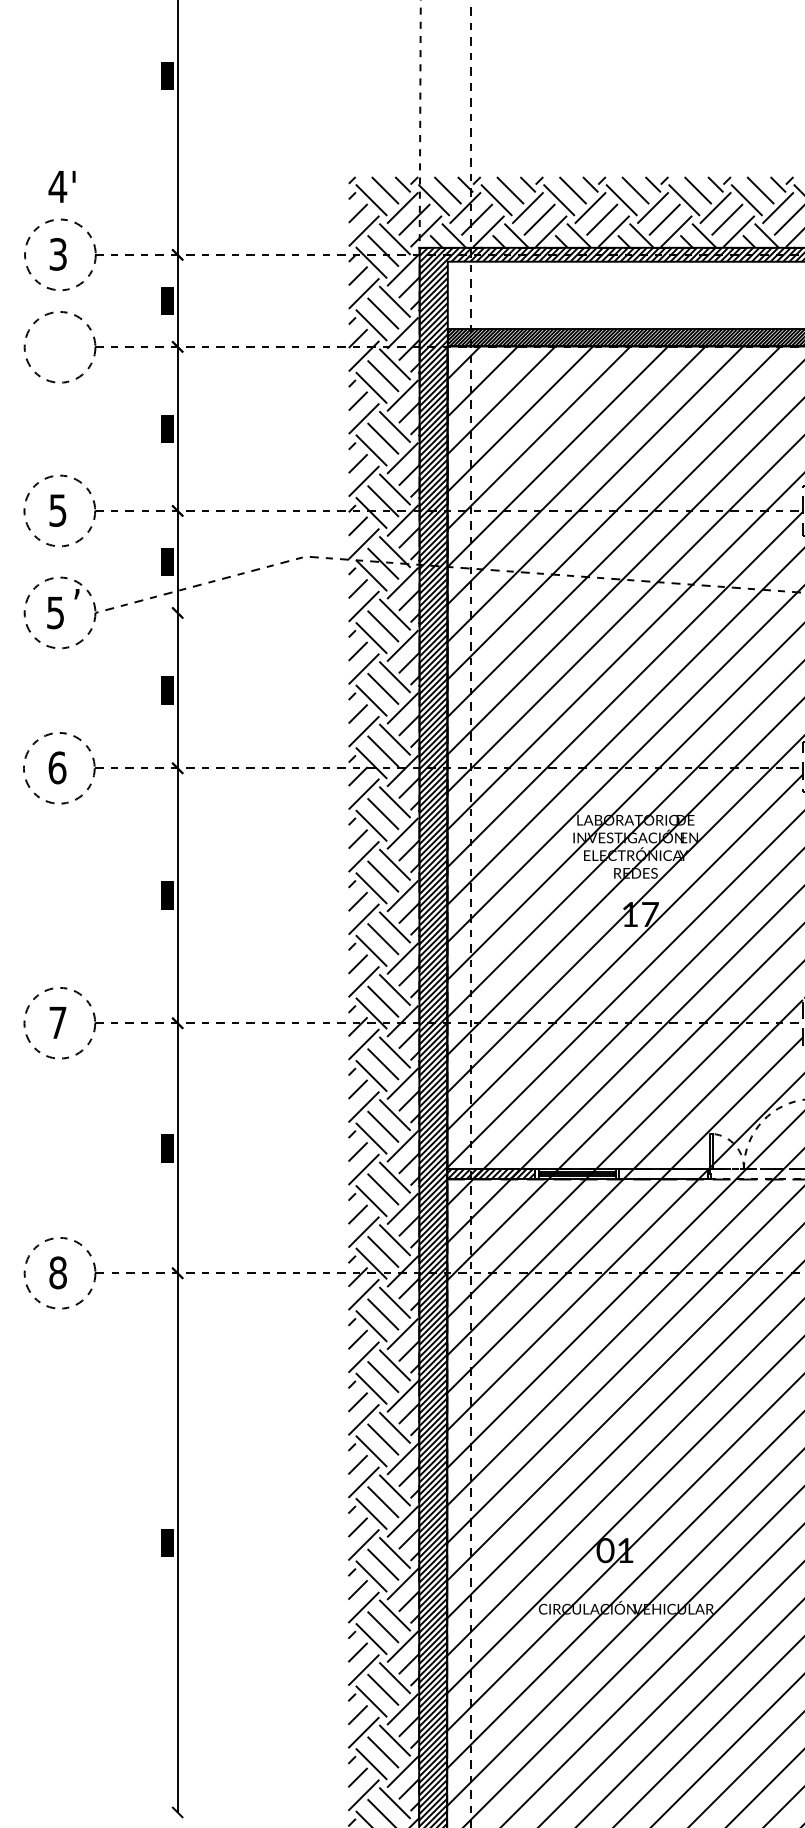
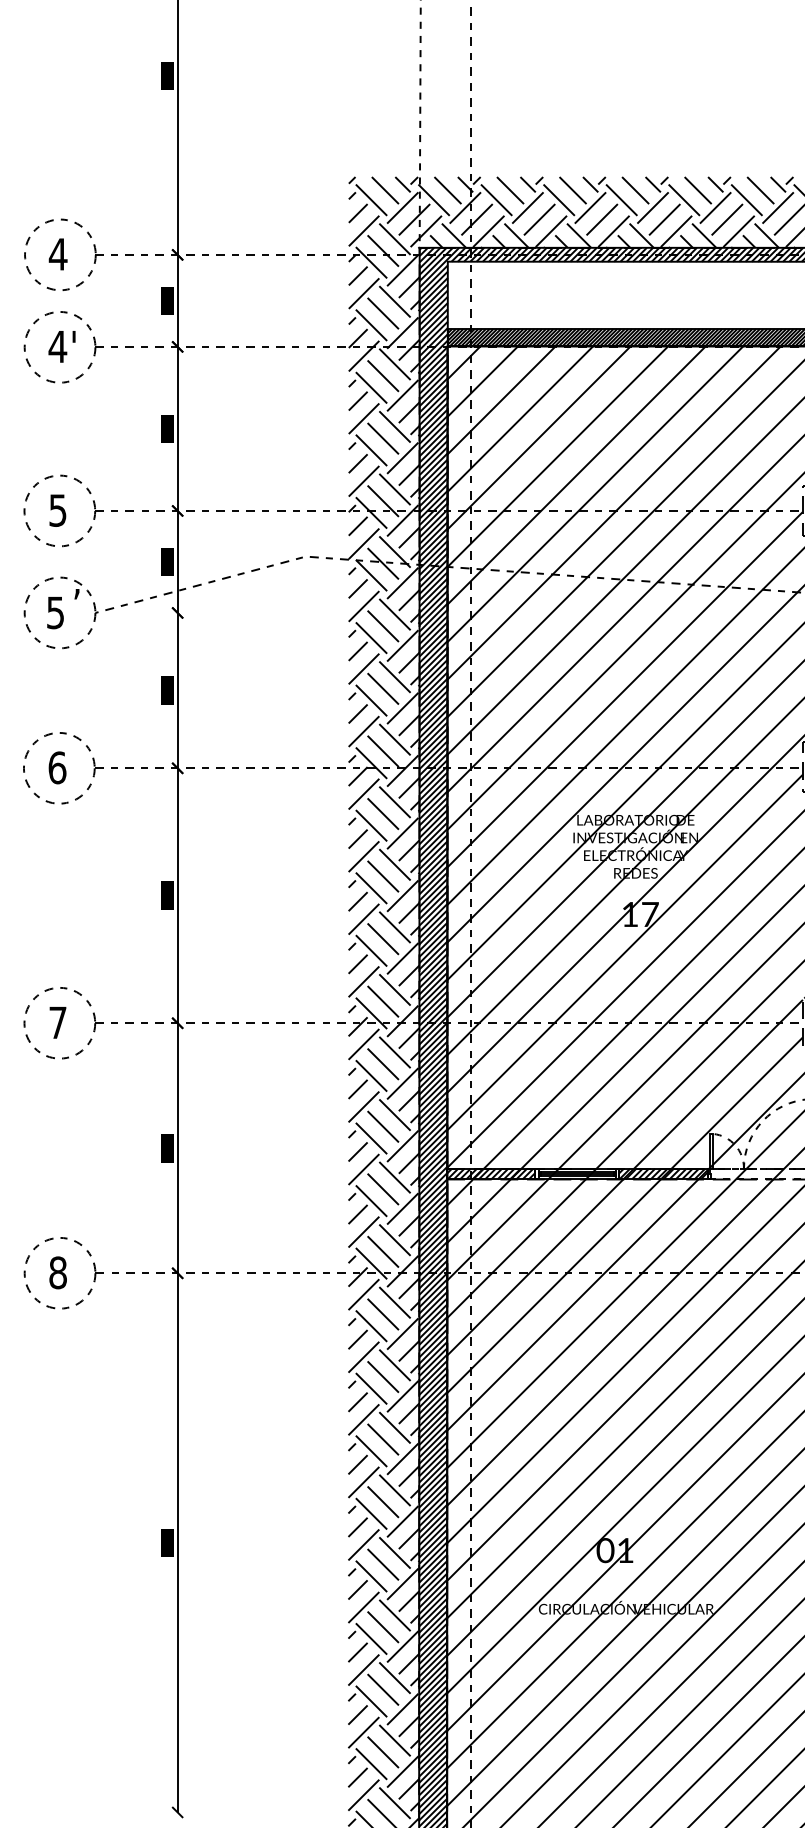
text position: (61, 186) -> (61, 346) (61, 346)
text: 3 -> 4 (57, 254)
hatch: none -> present (663, 1173)
